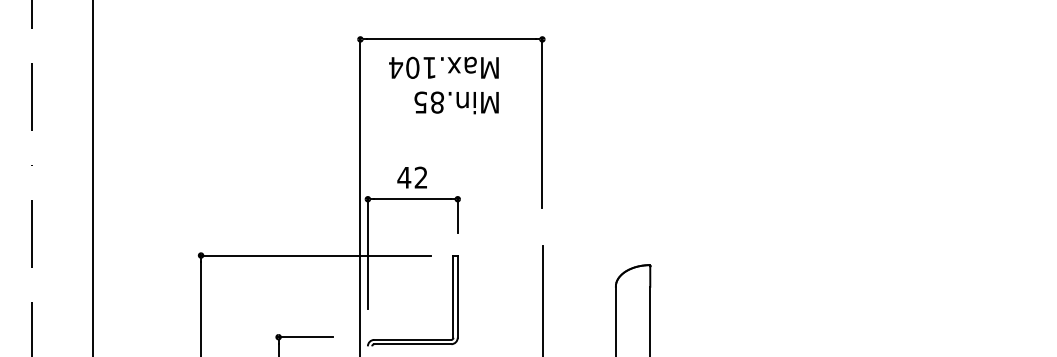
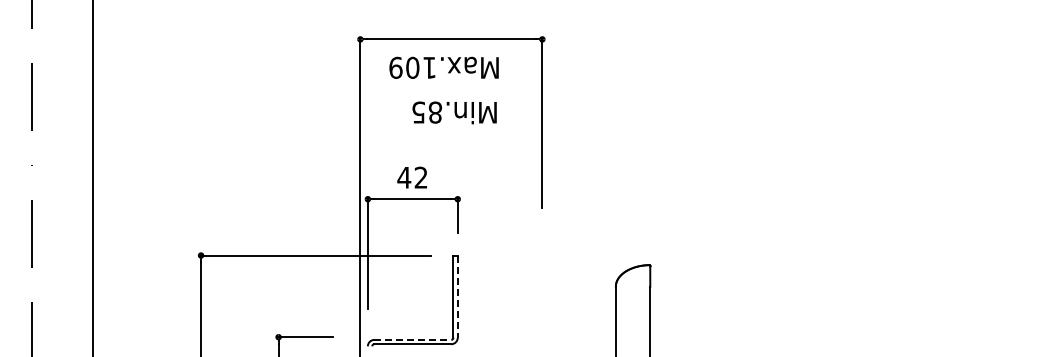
text: Max.104 -> Max.109 (396, 67)
text position: (456, 102) -> (454, 112) (454, 112)
line: solid -> dashed (457, 297)
line: present -> none (543, 299)
line: solid -> dashed (412, 339)
